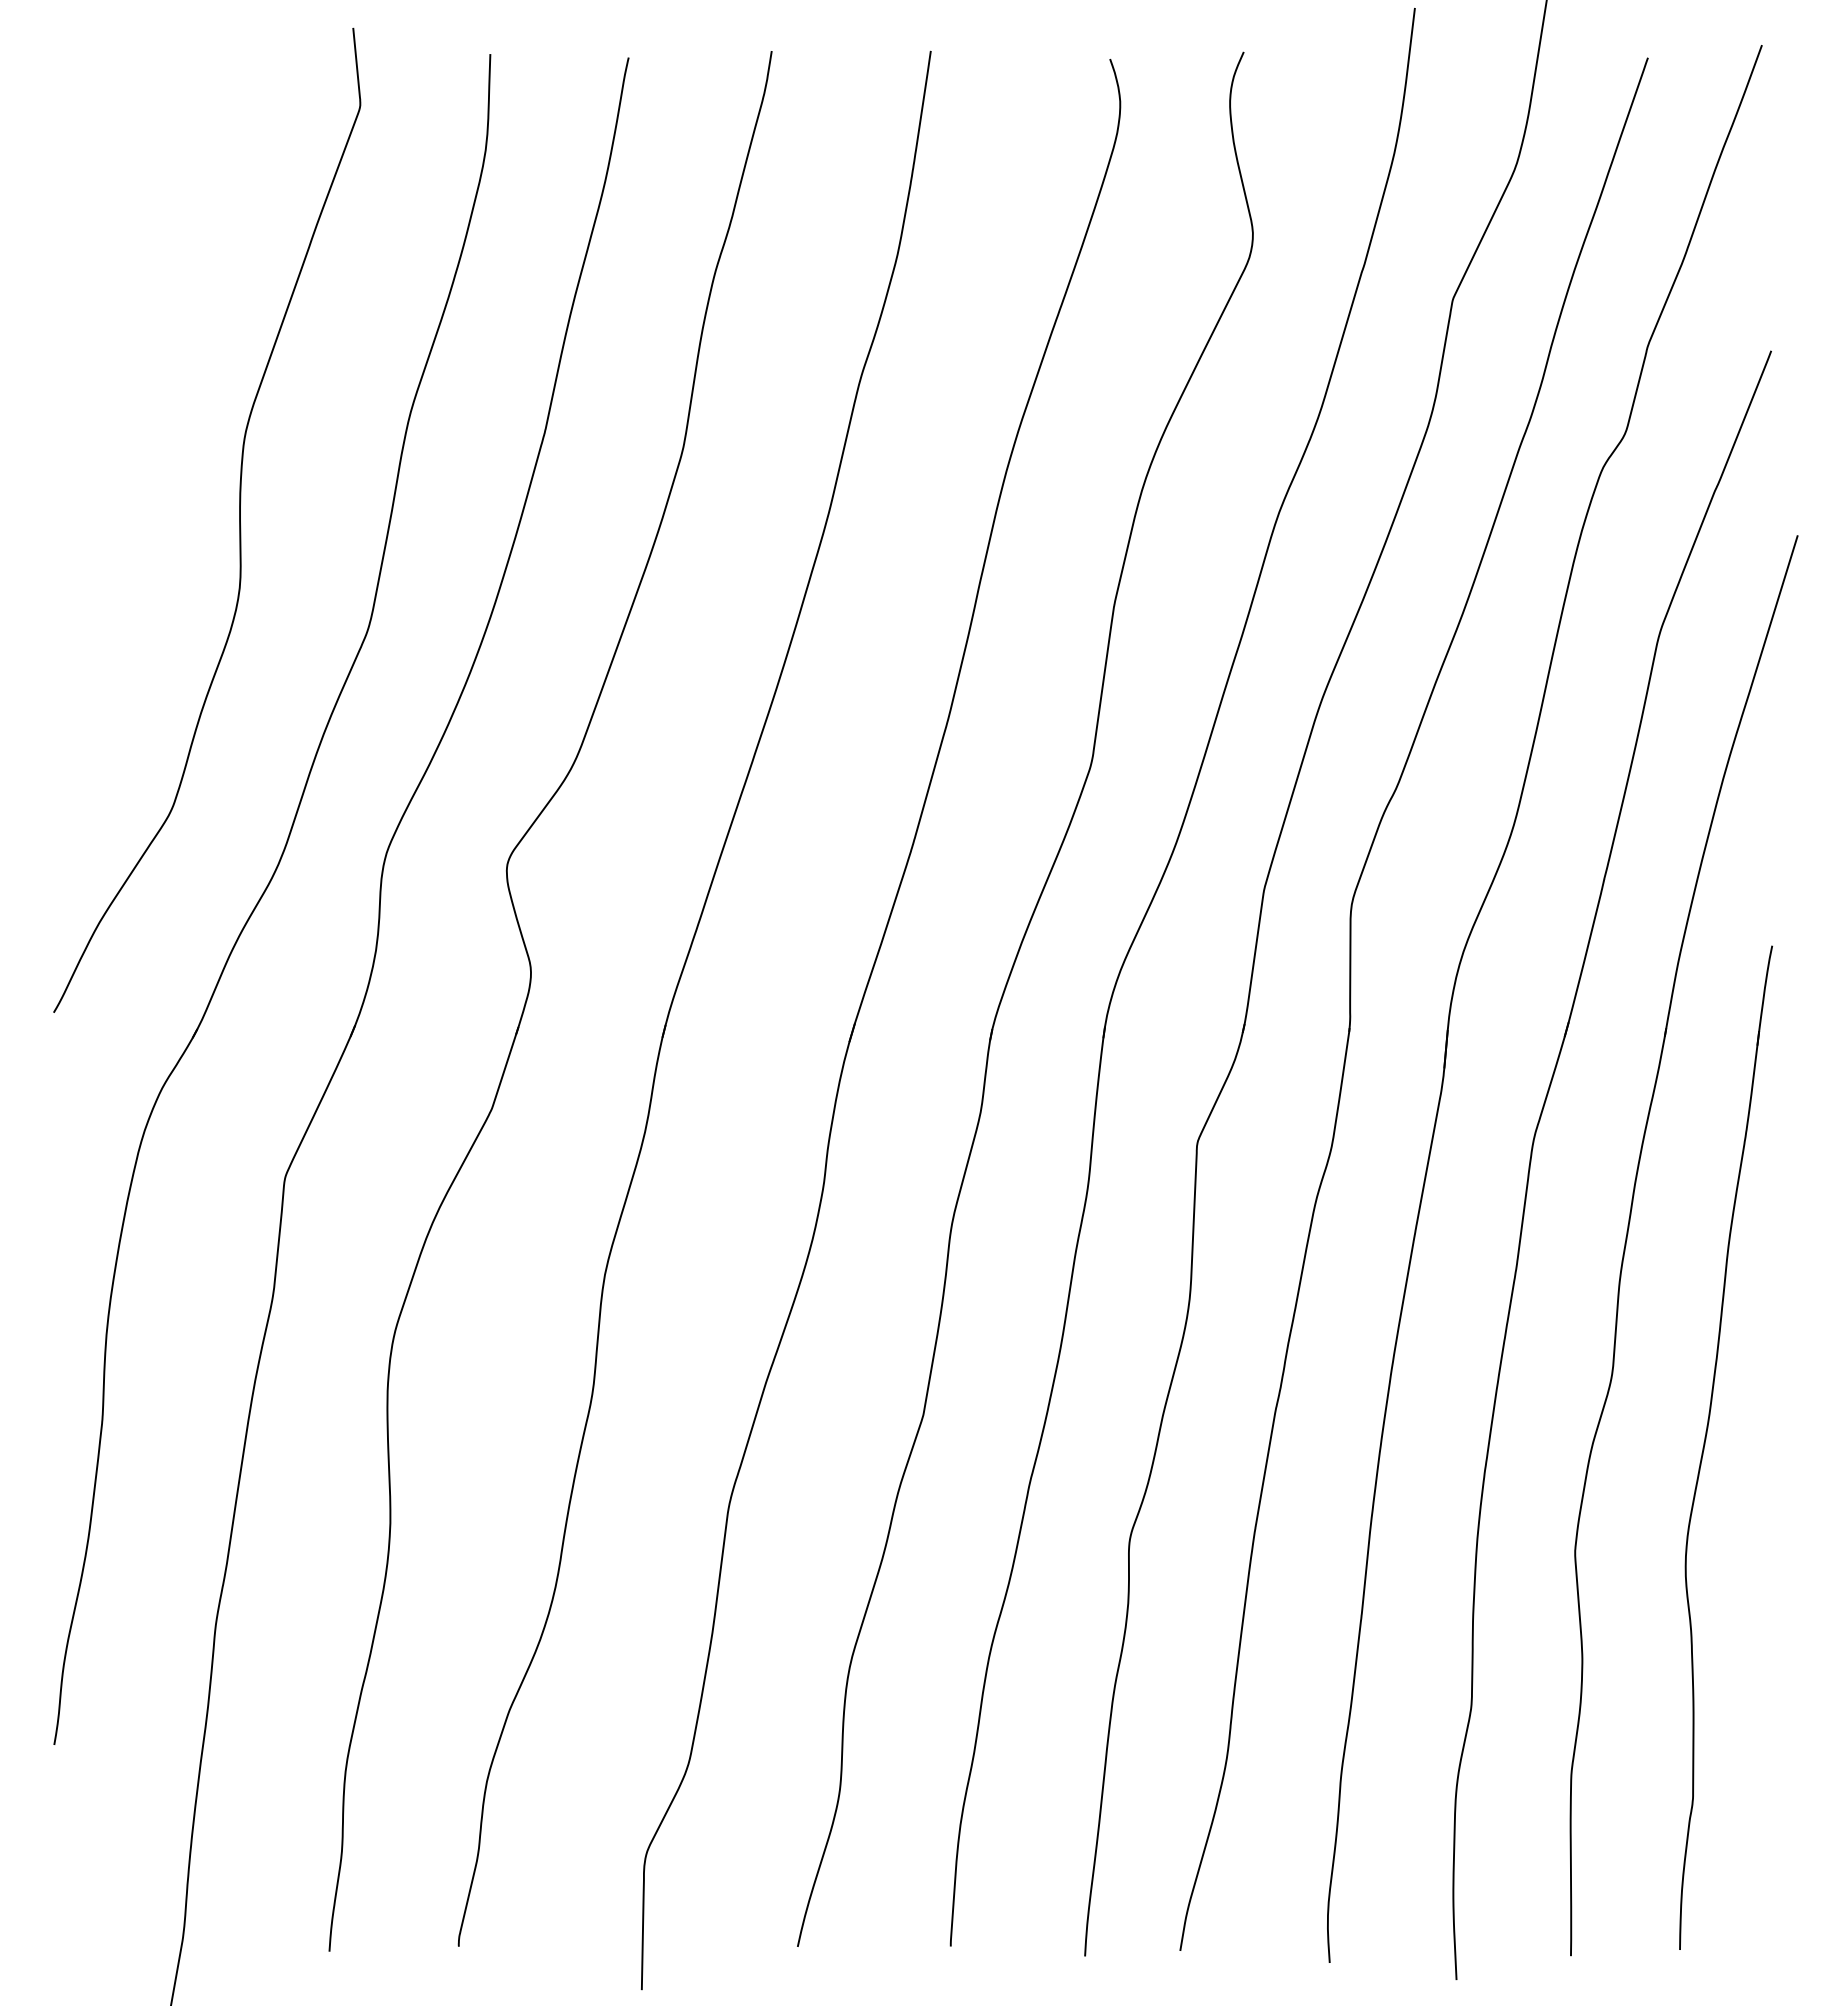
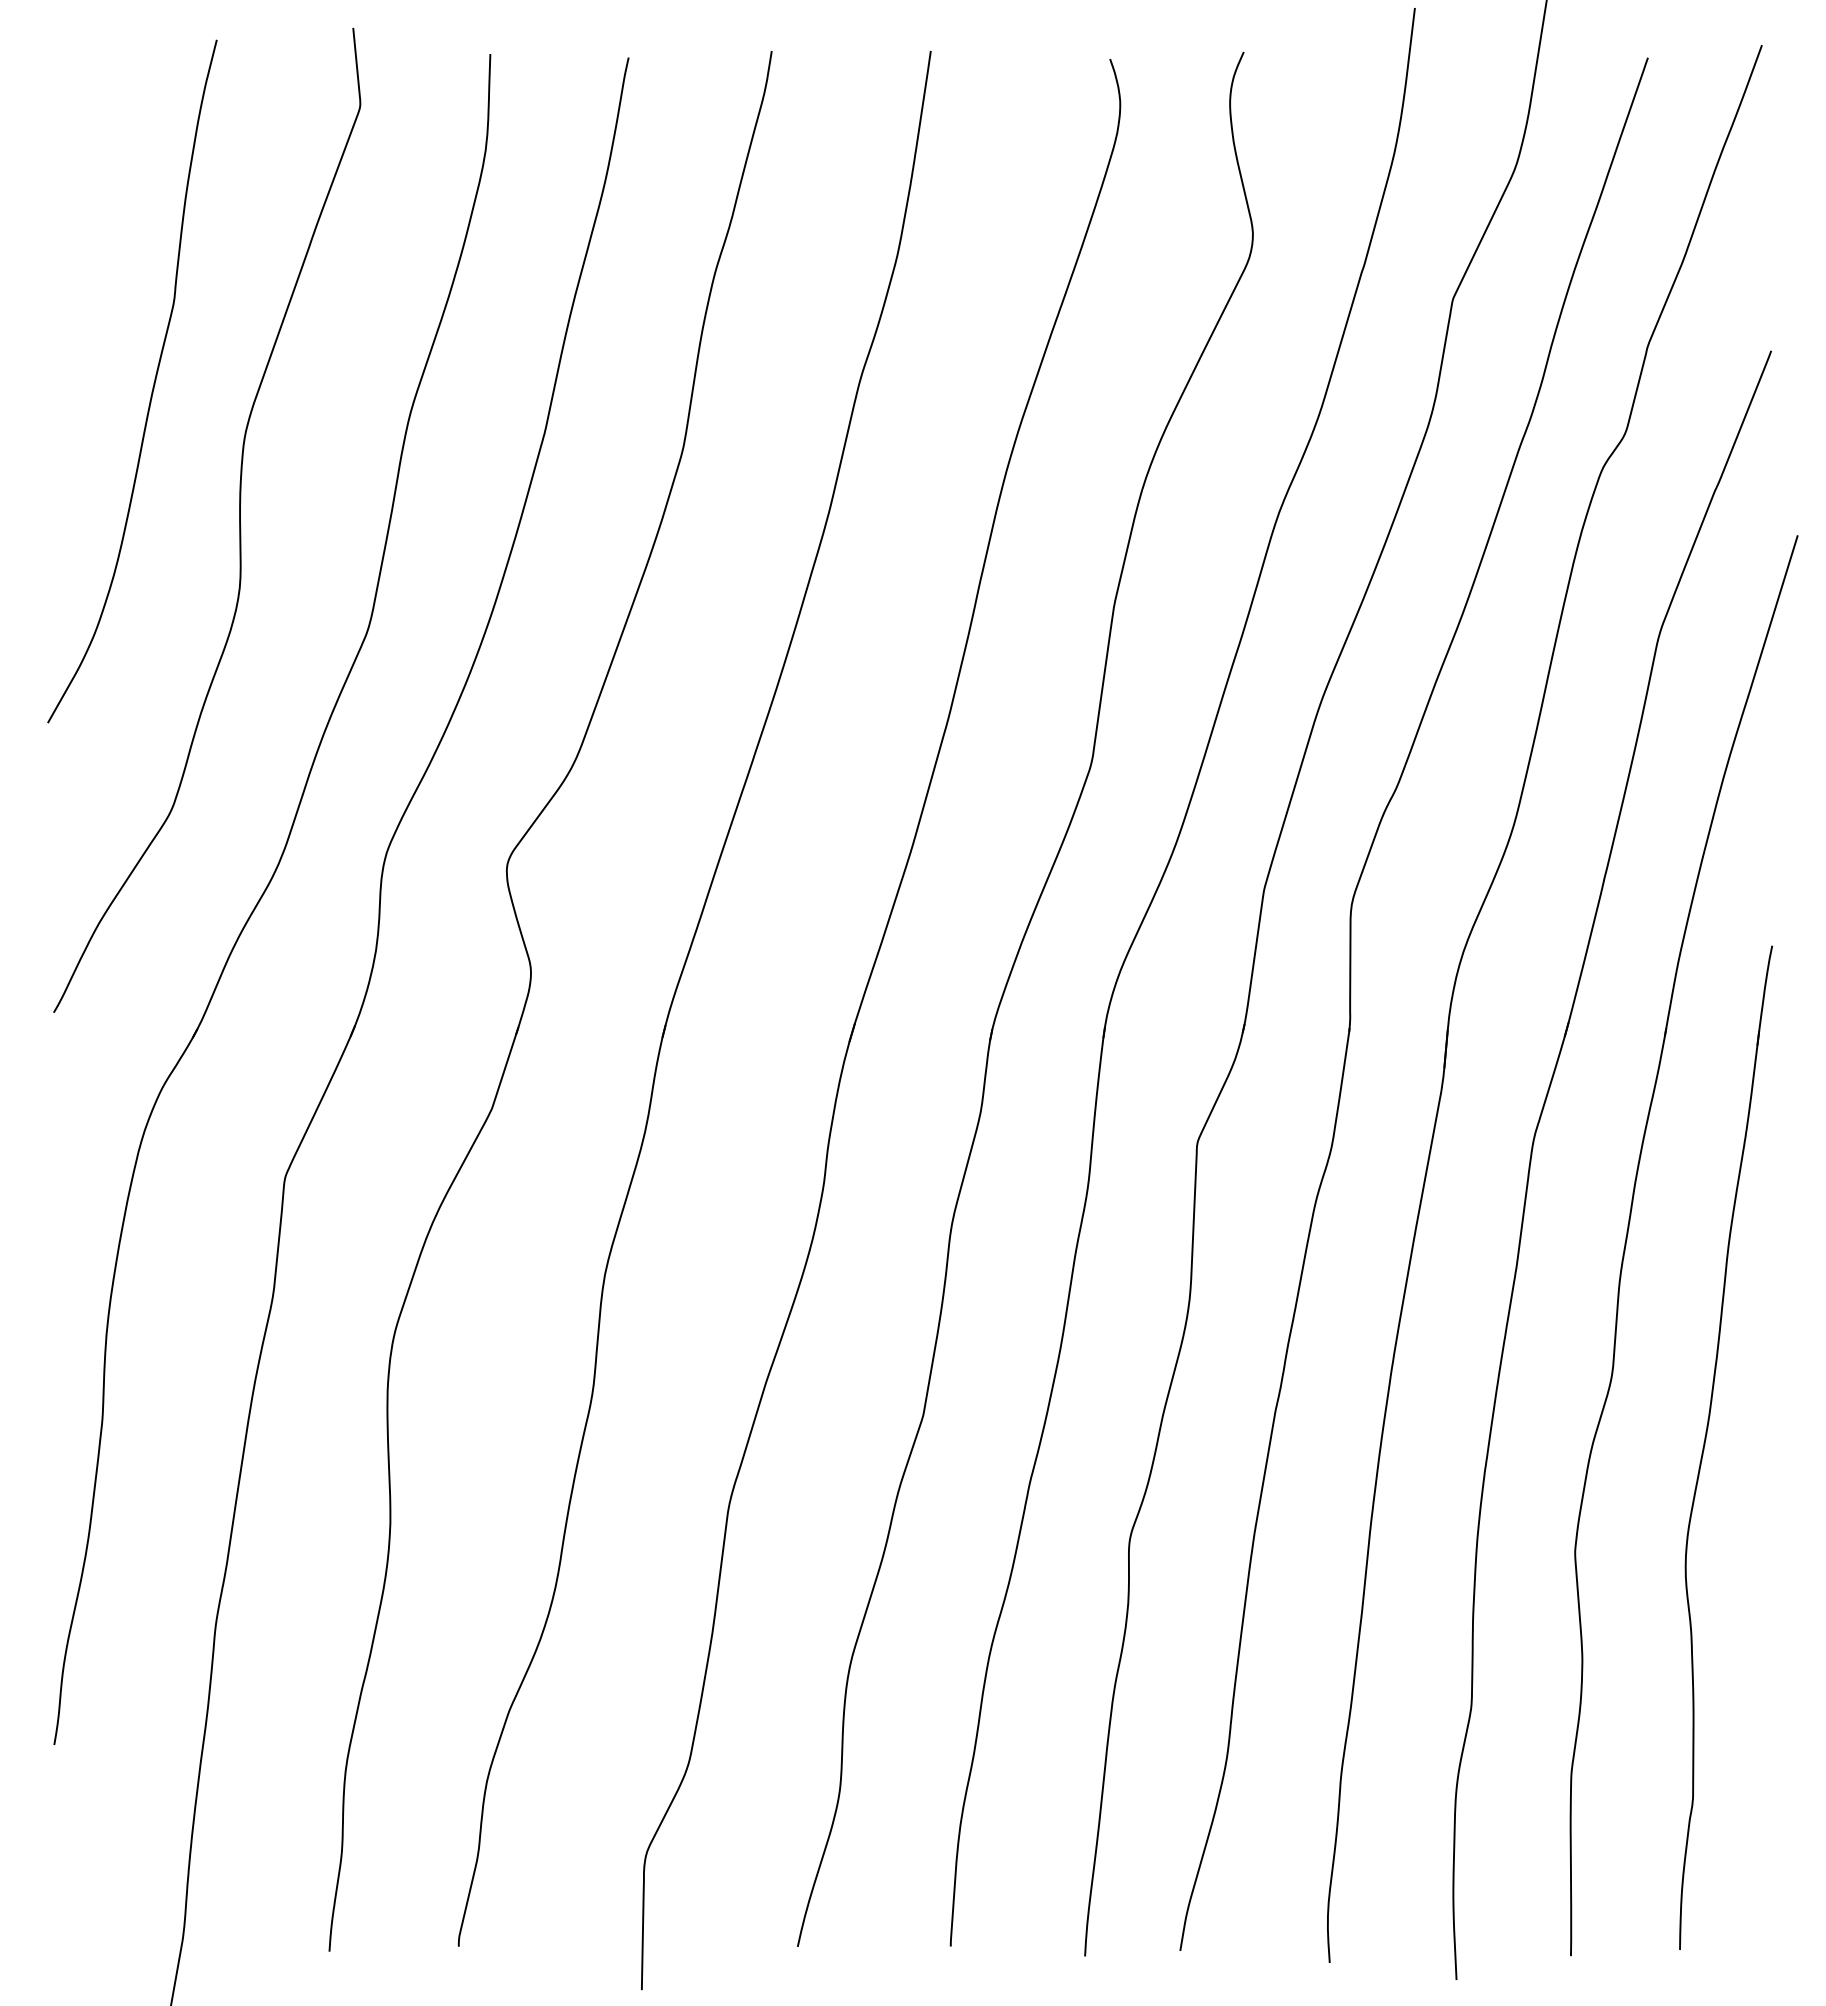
curve: none -> present (152, 387)
